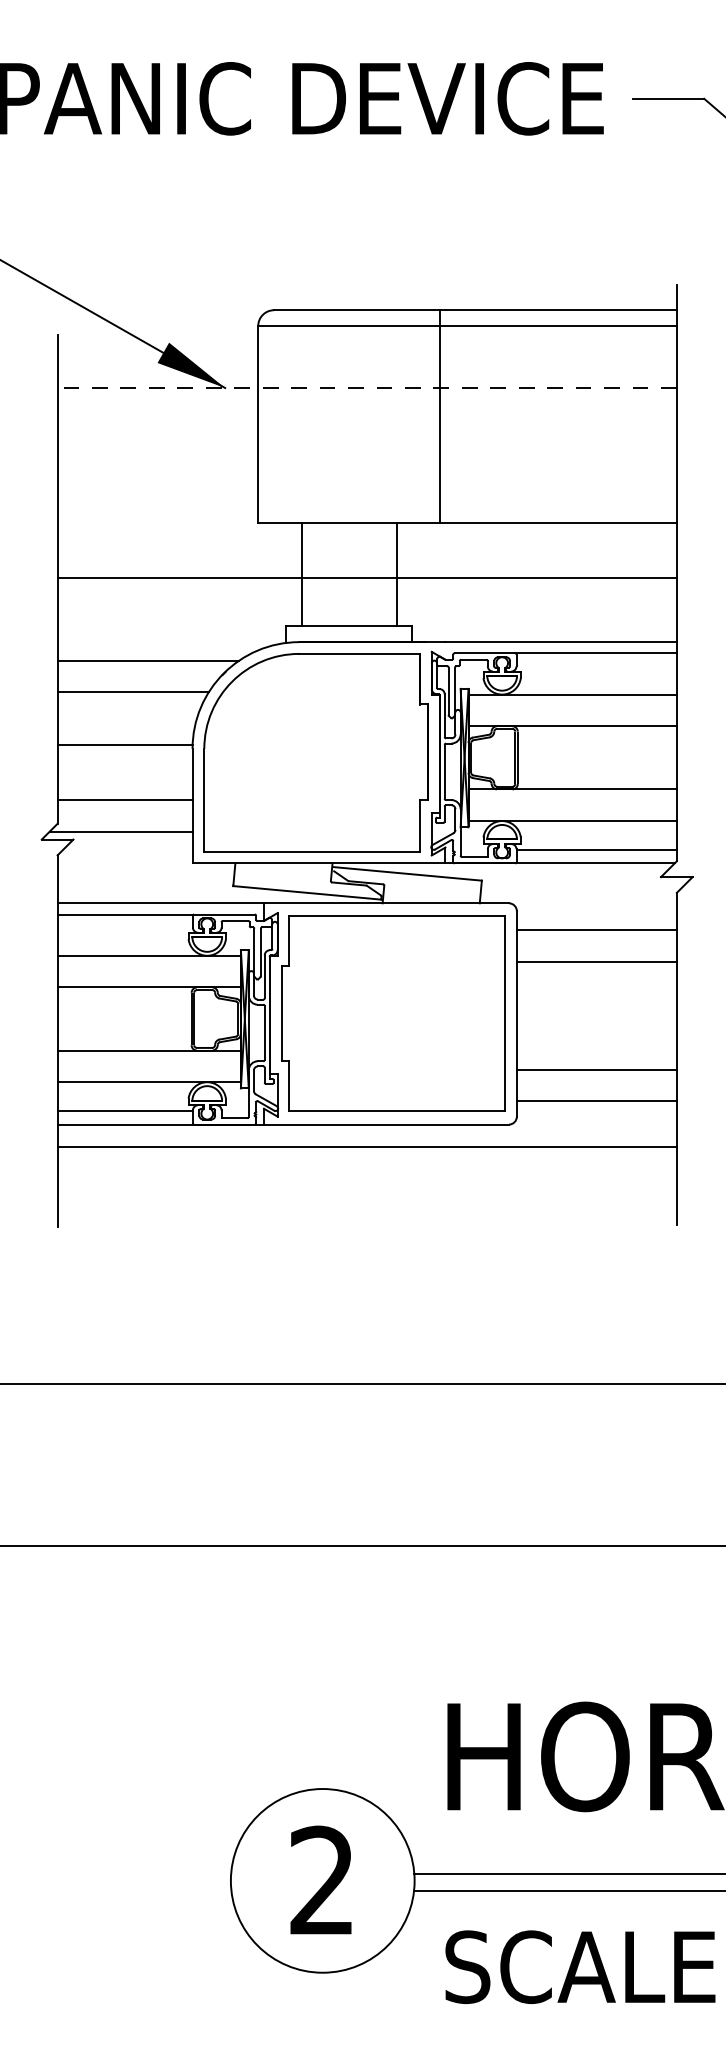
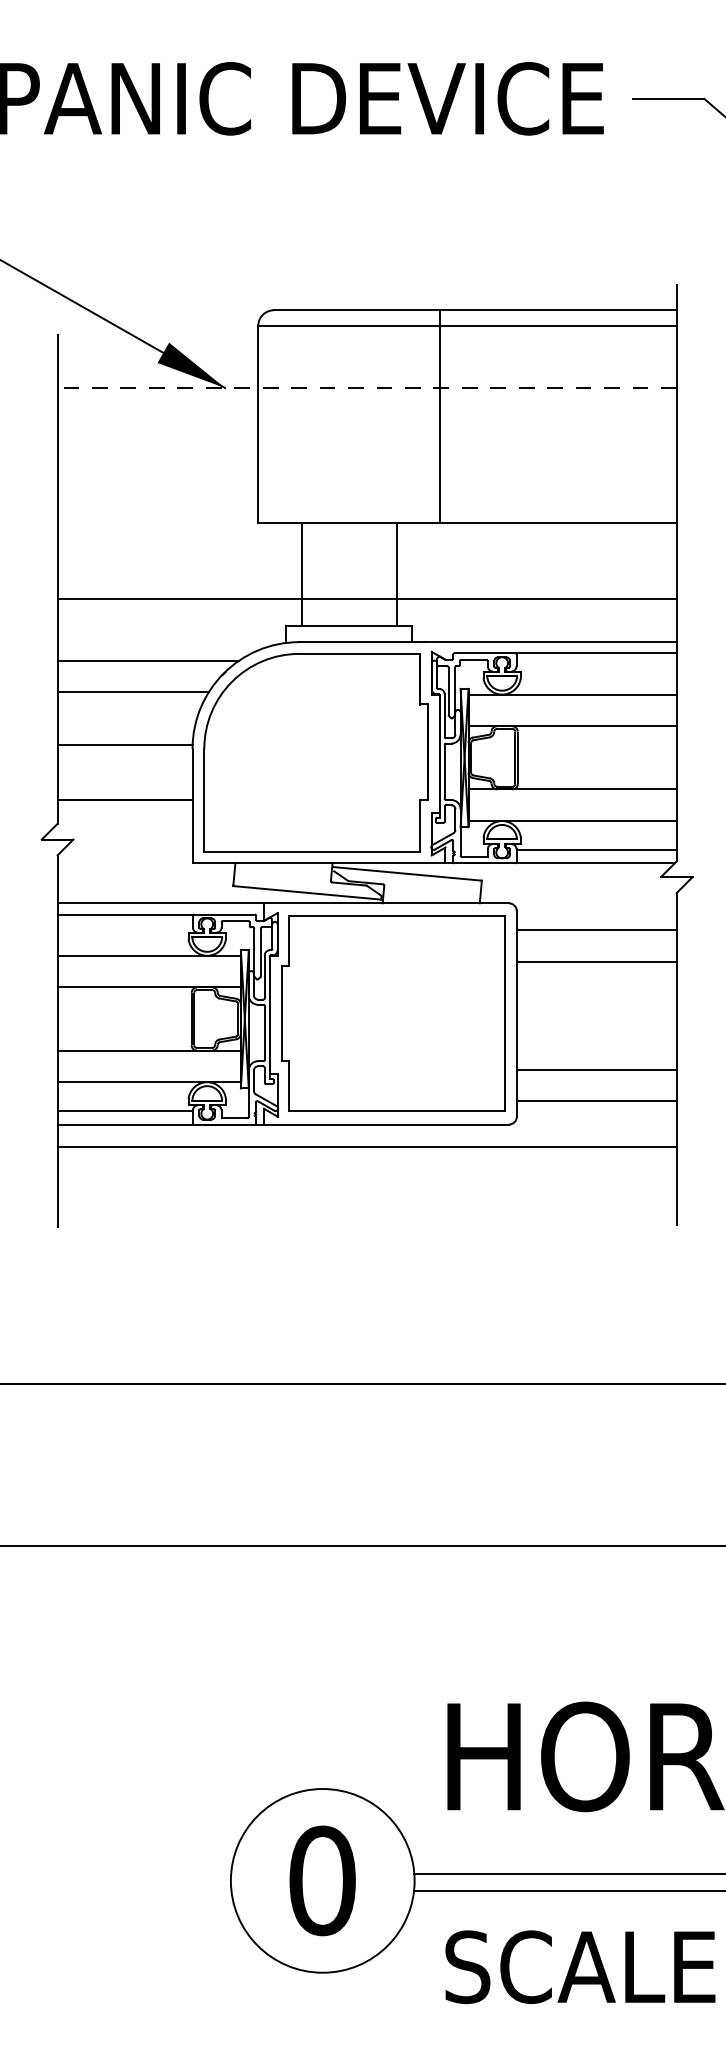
line position: (366, 577) -> (366, 598) (366, 598)
line: present -> none (120, 831)
text: 2 -> 0 (322, 1880)
